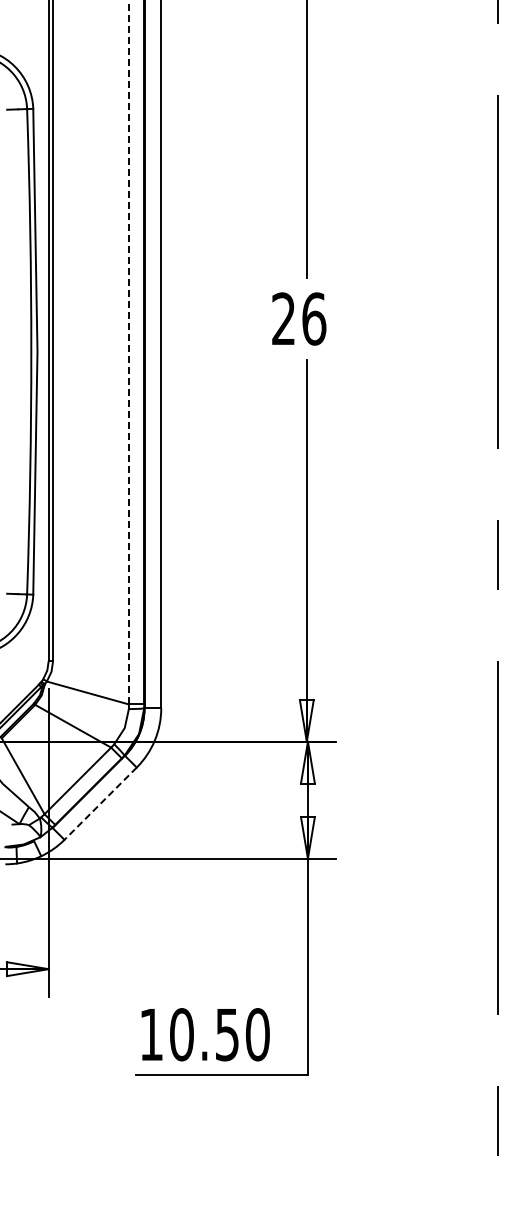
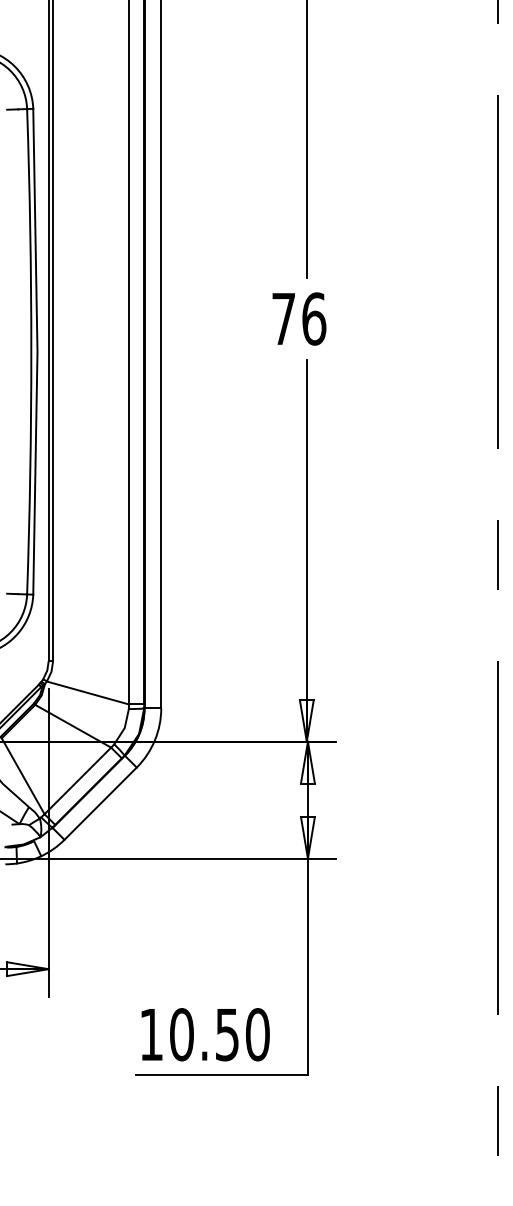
text: 26 -> 76 (283, 318)
line: dashed -> solid (129, 352)
line: dashed -> solid (100, 804)
